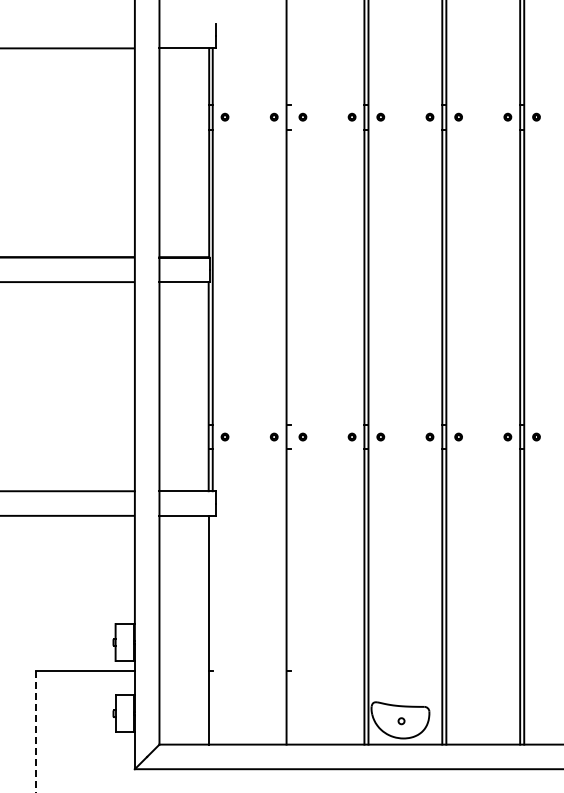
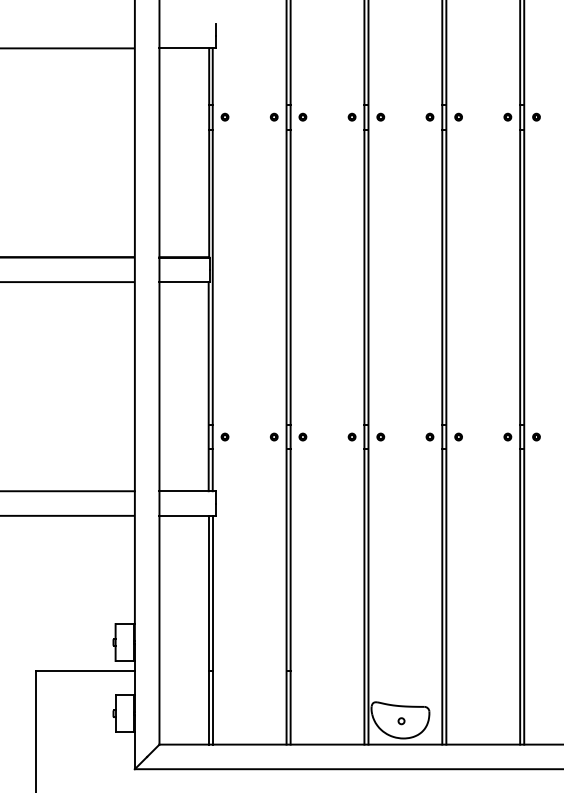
line: none -> present (290, 373)
line: none -> present (212, 629)
line: dashed -> solid (36, 731)
